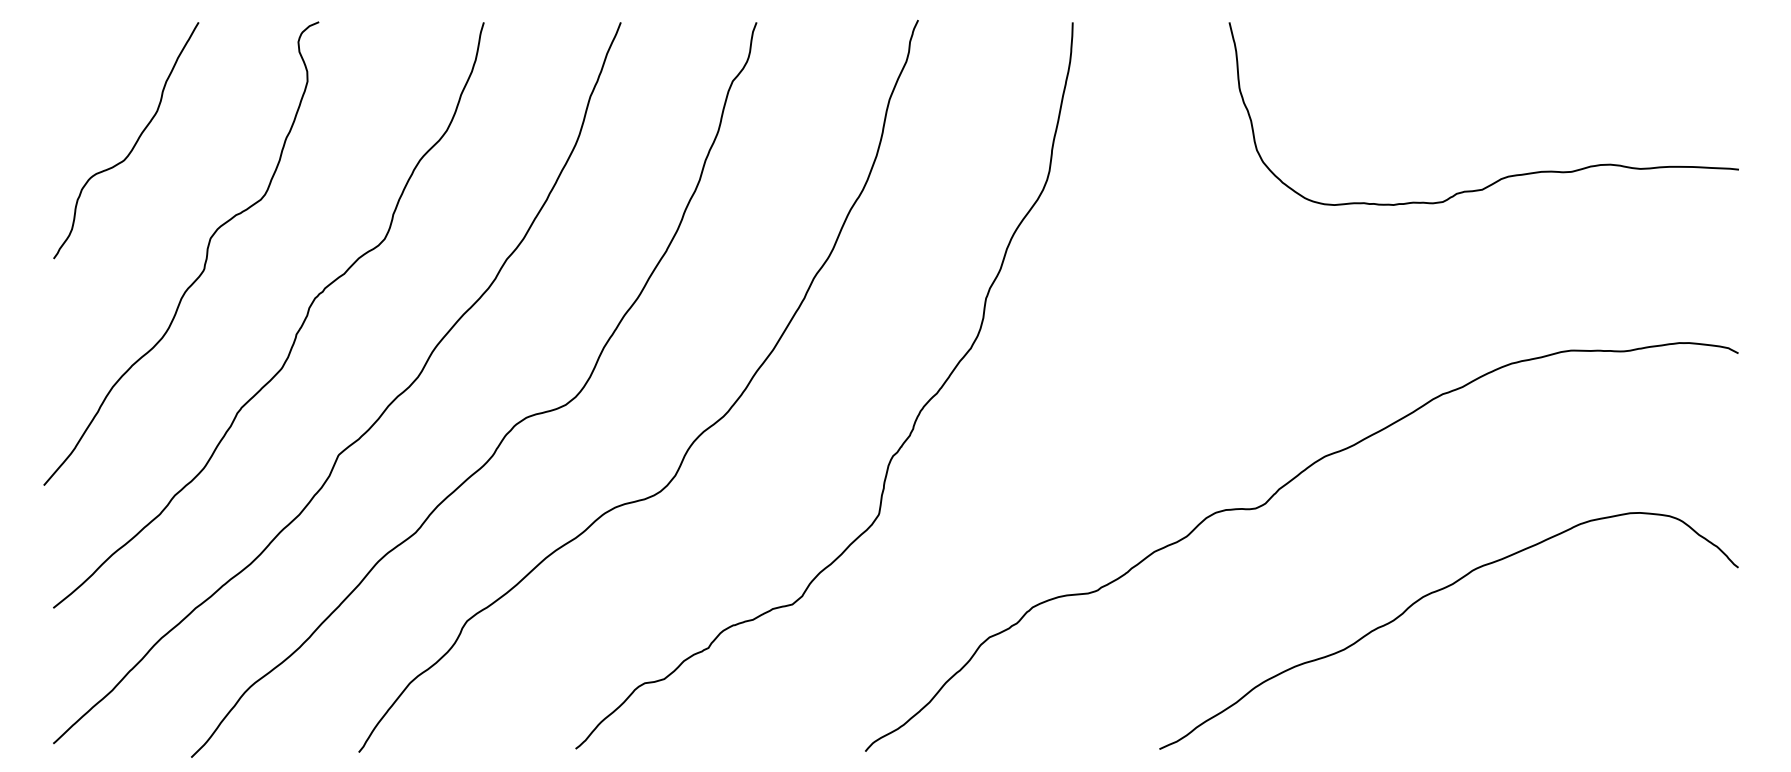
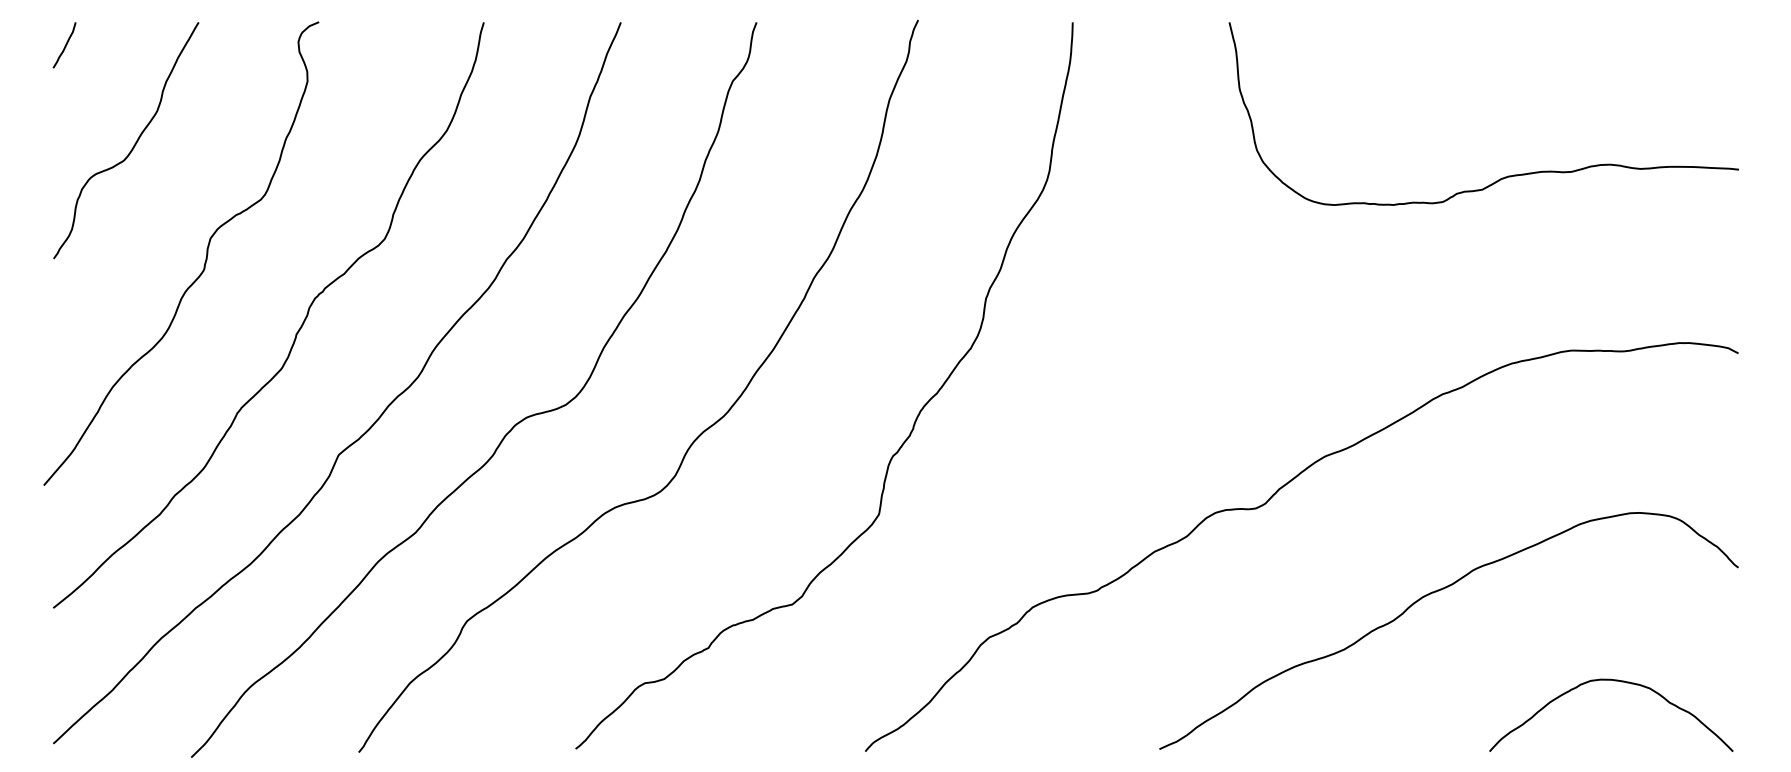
curve: none -> present (65, 45)
curve: none -> present (1614, 681)
